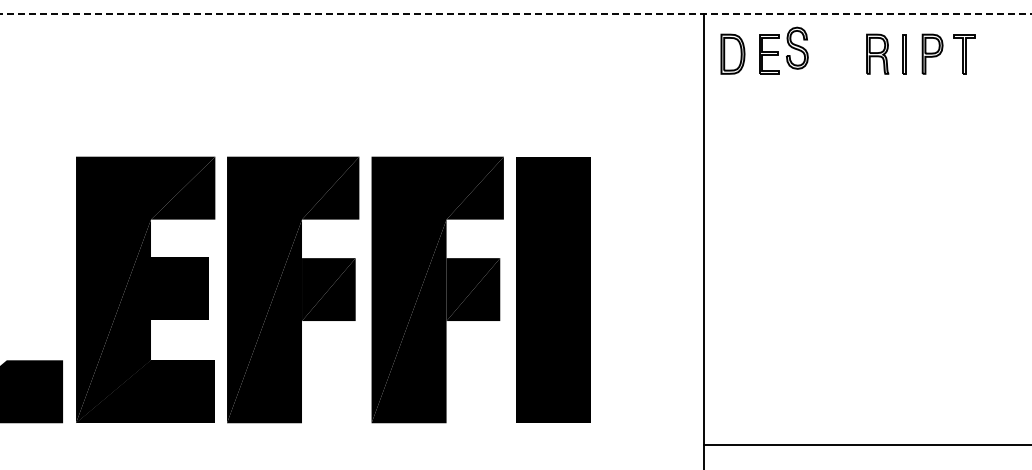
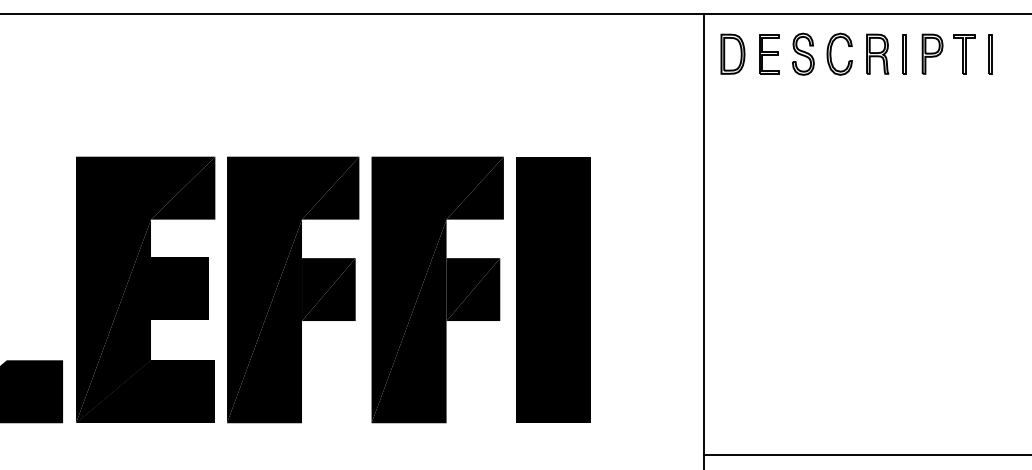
line: dashed -> solid (516, 14)
part position: (797, 47) -> (803, 53) (803, 53)
part: none -> present (831, 53)
line: none -> present (989, 54)
line position: (865, 444) -> (865, 454) (865, 454)
